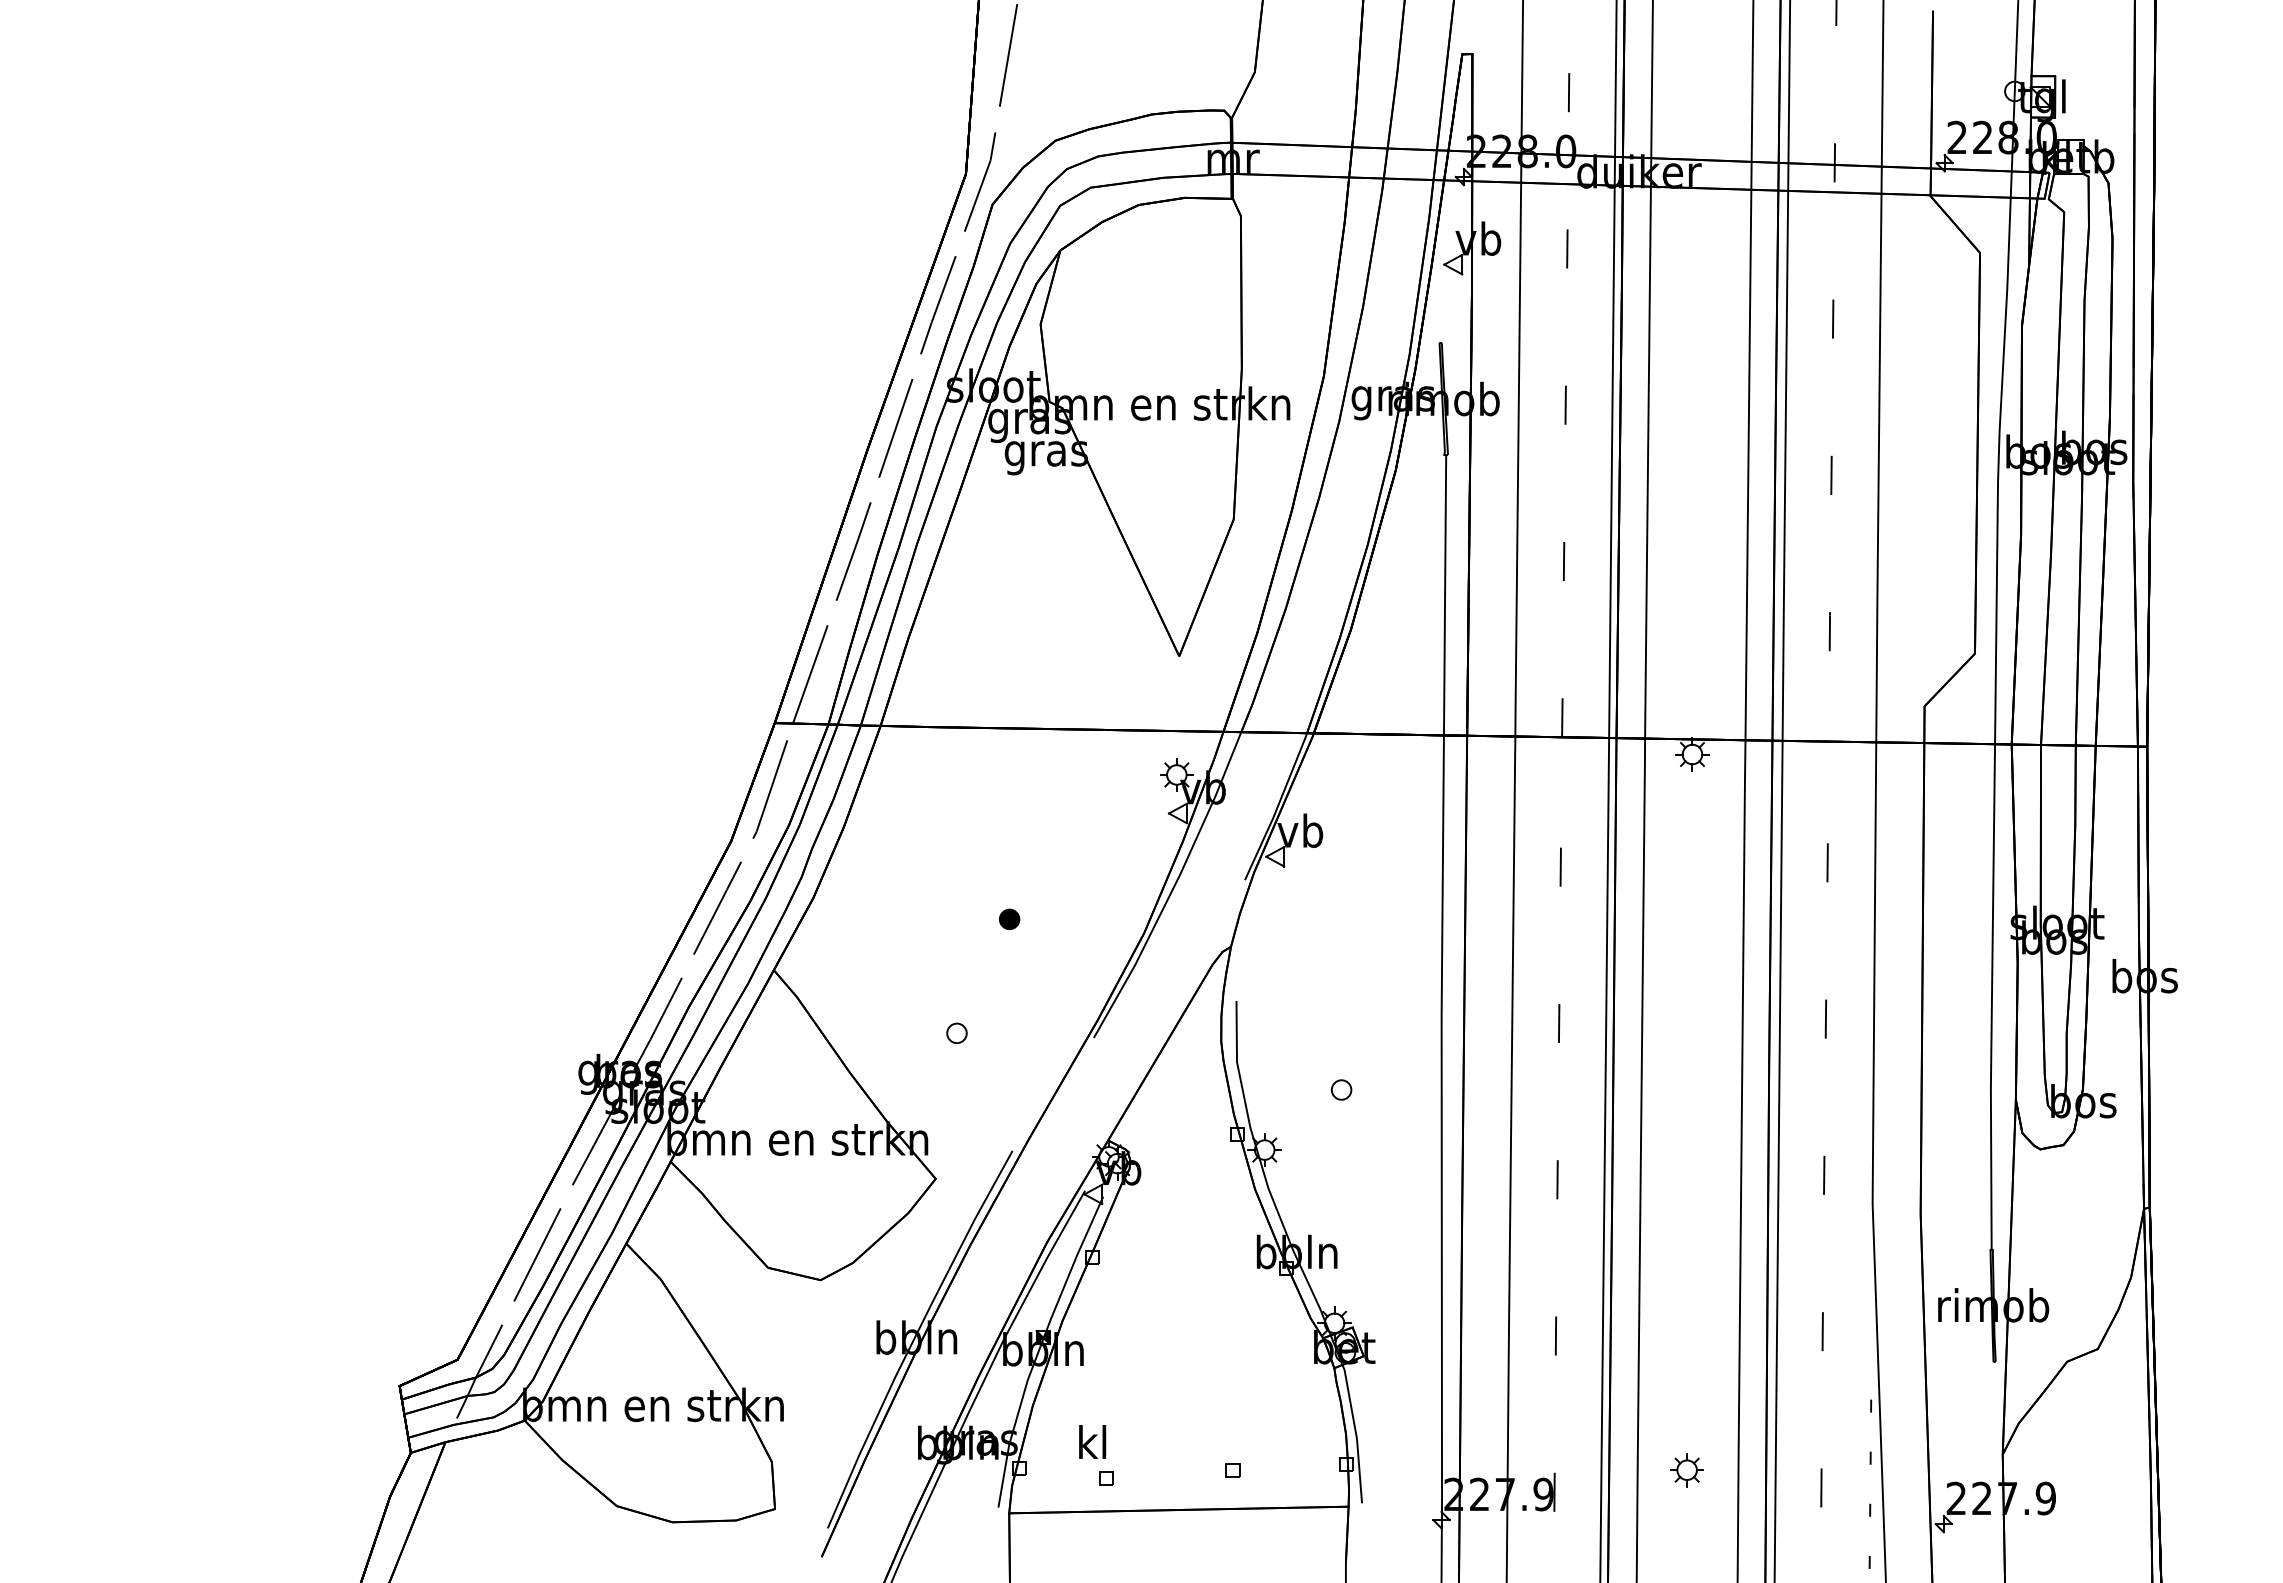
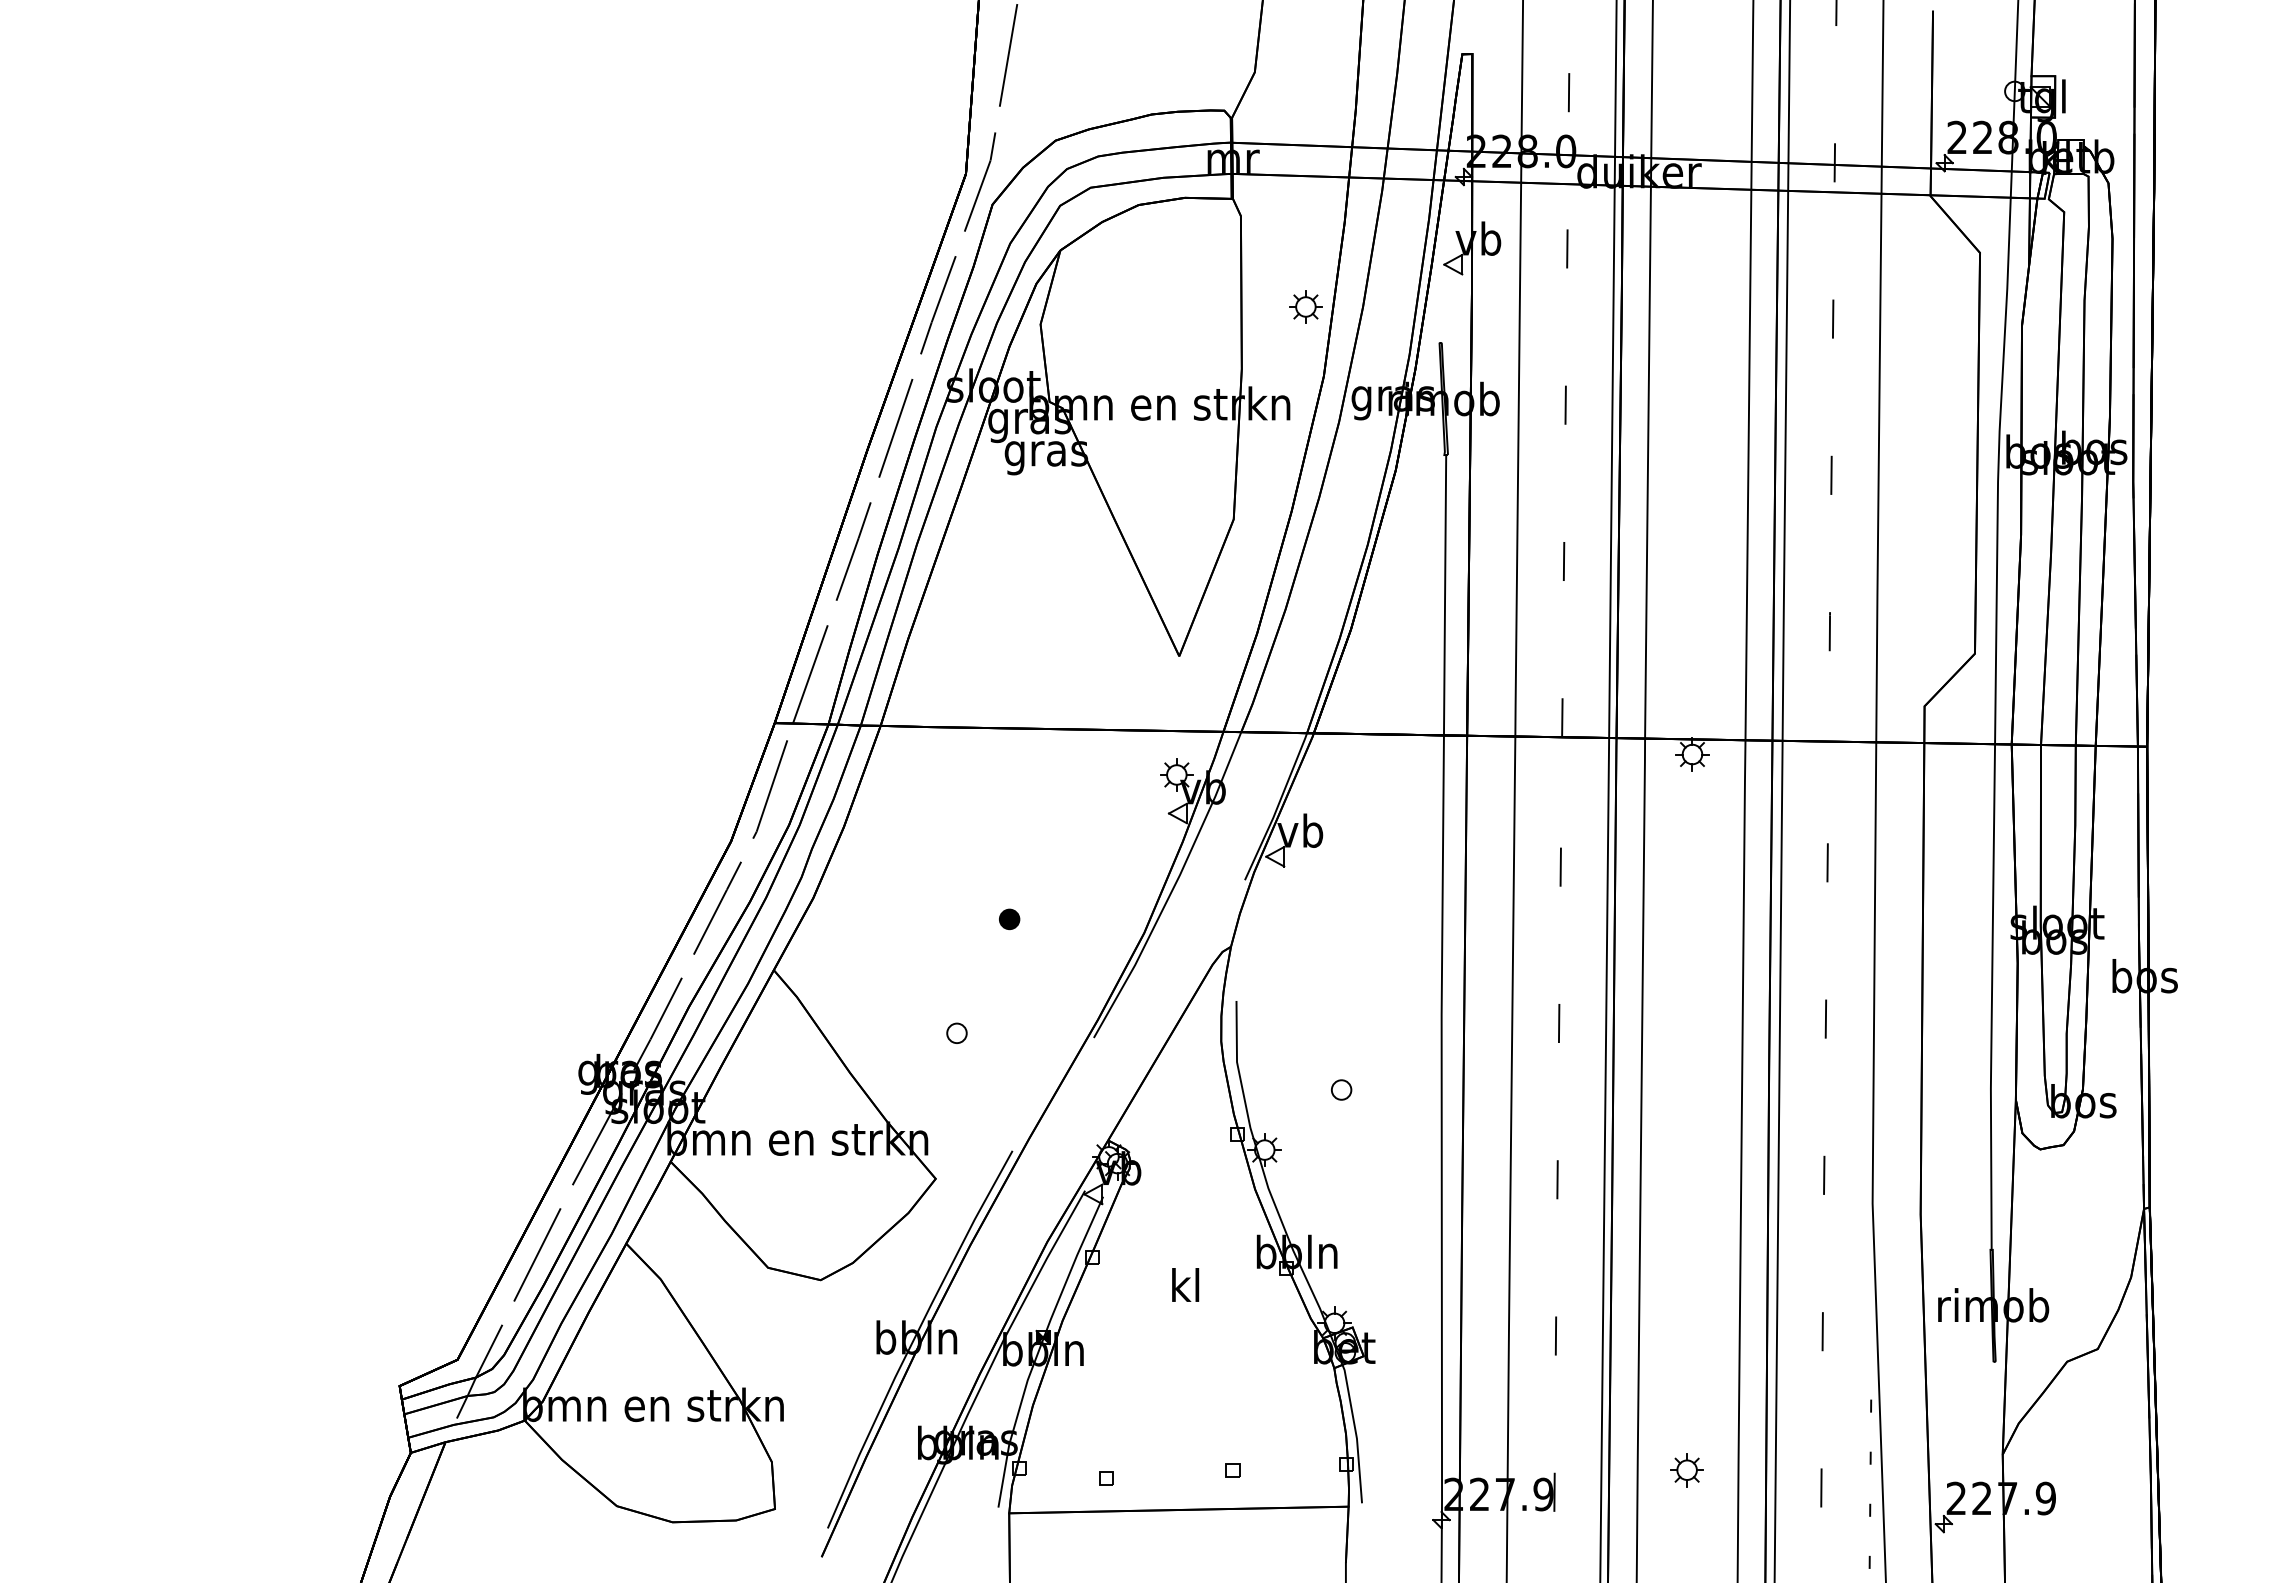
part: none -> present (1305, 306)
text position: (1092, 1441) -> (1185, 1284) (1185, 1284)
